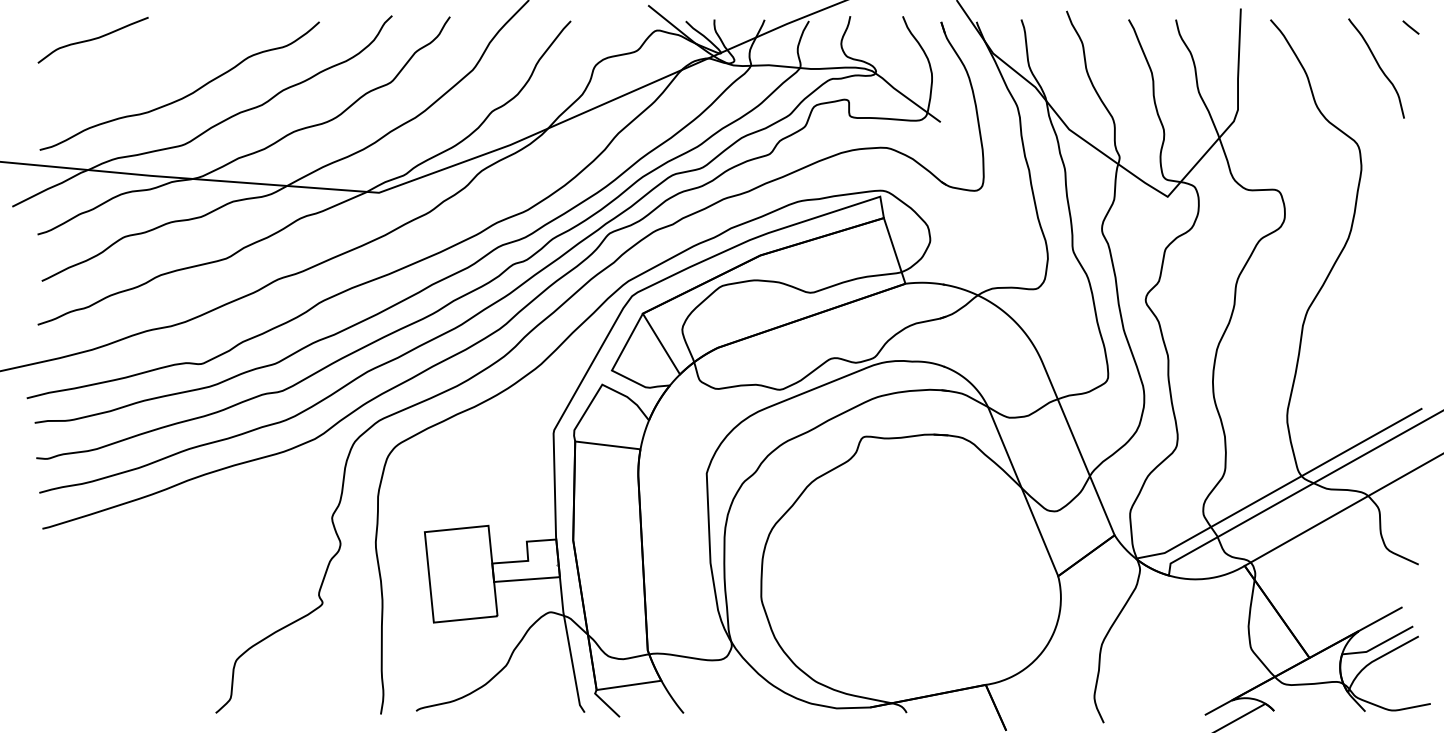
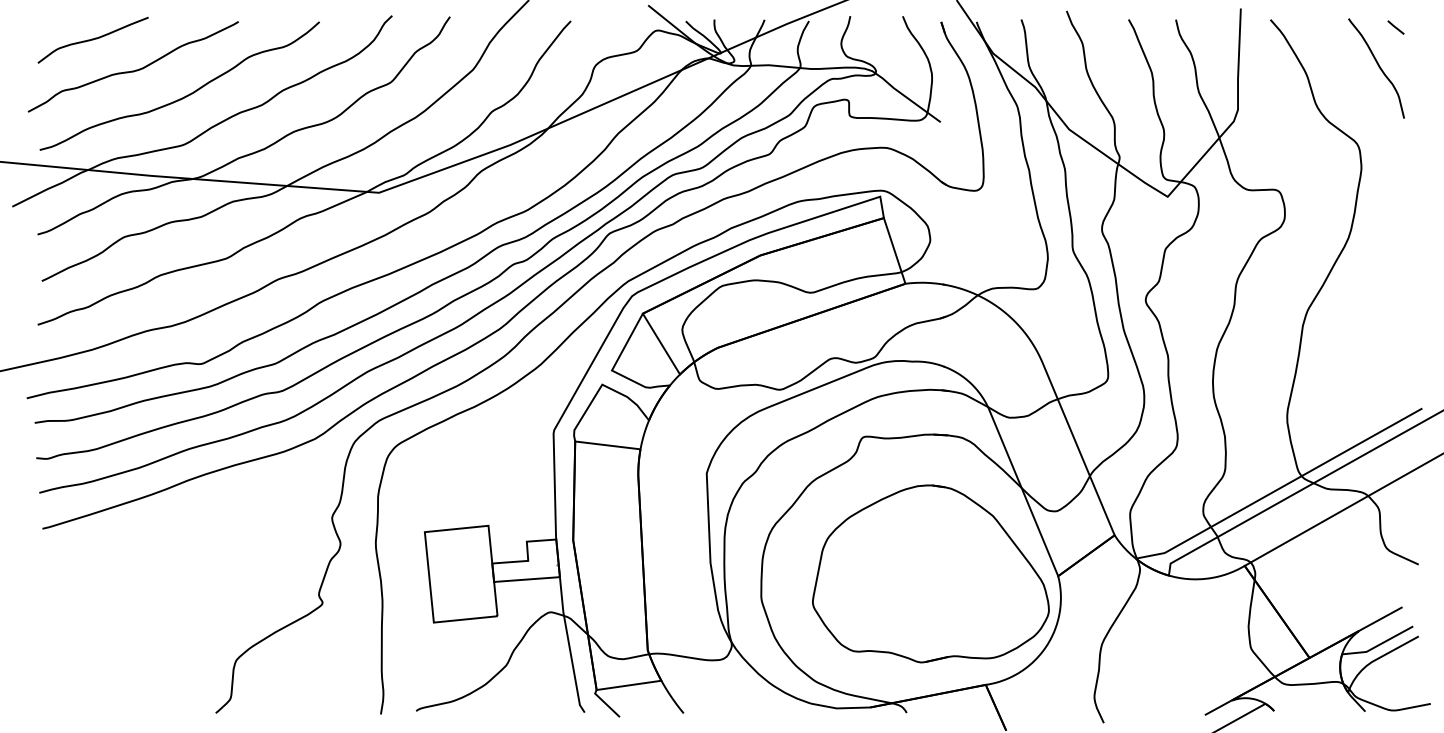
line position: (1410, 27) -> (1395, 27) (1395, 27)
curve: none -> present (132, 70)
part: none -> present (930, 573)
